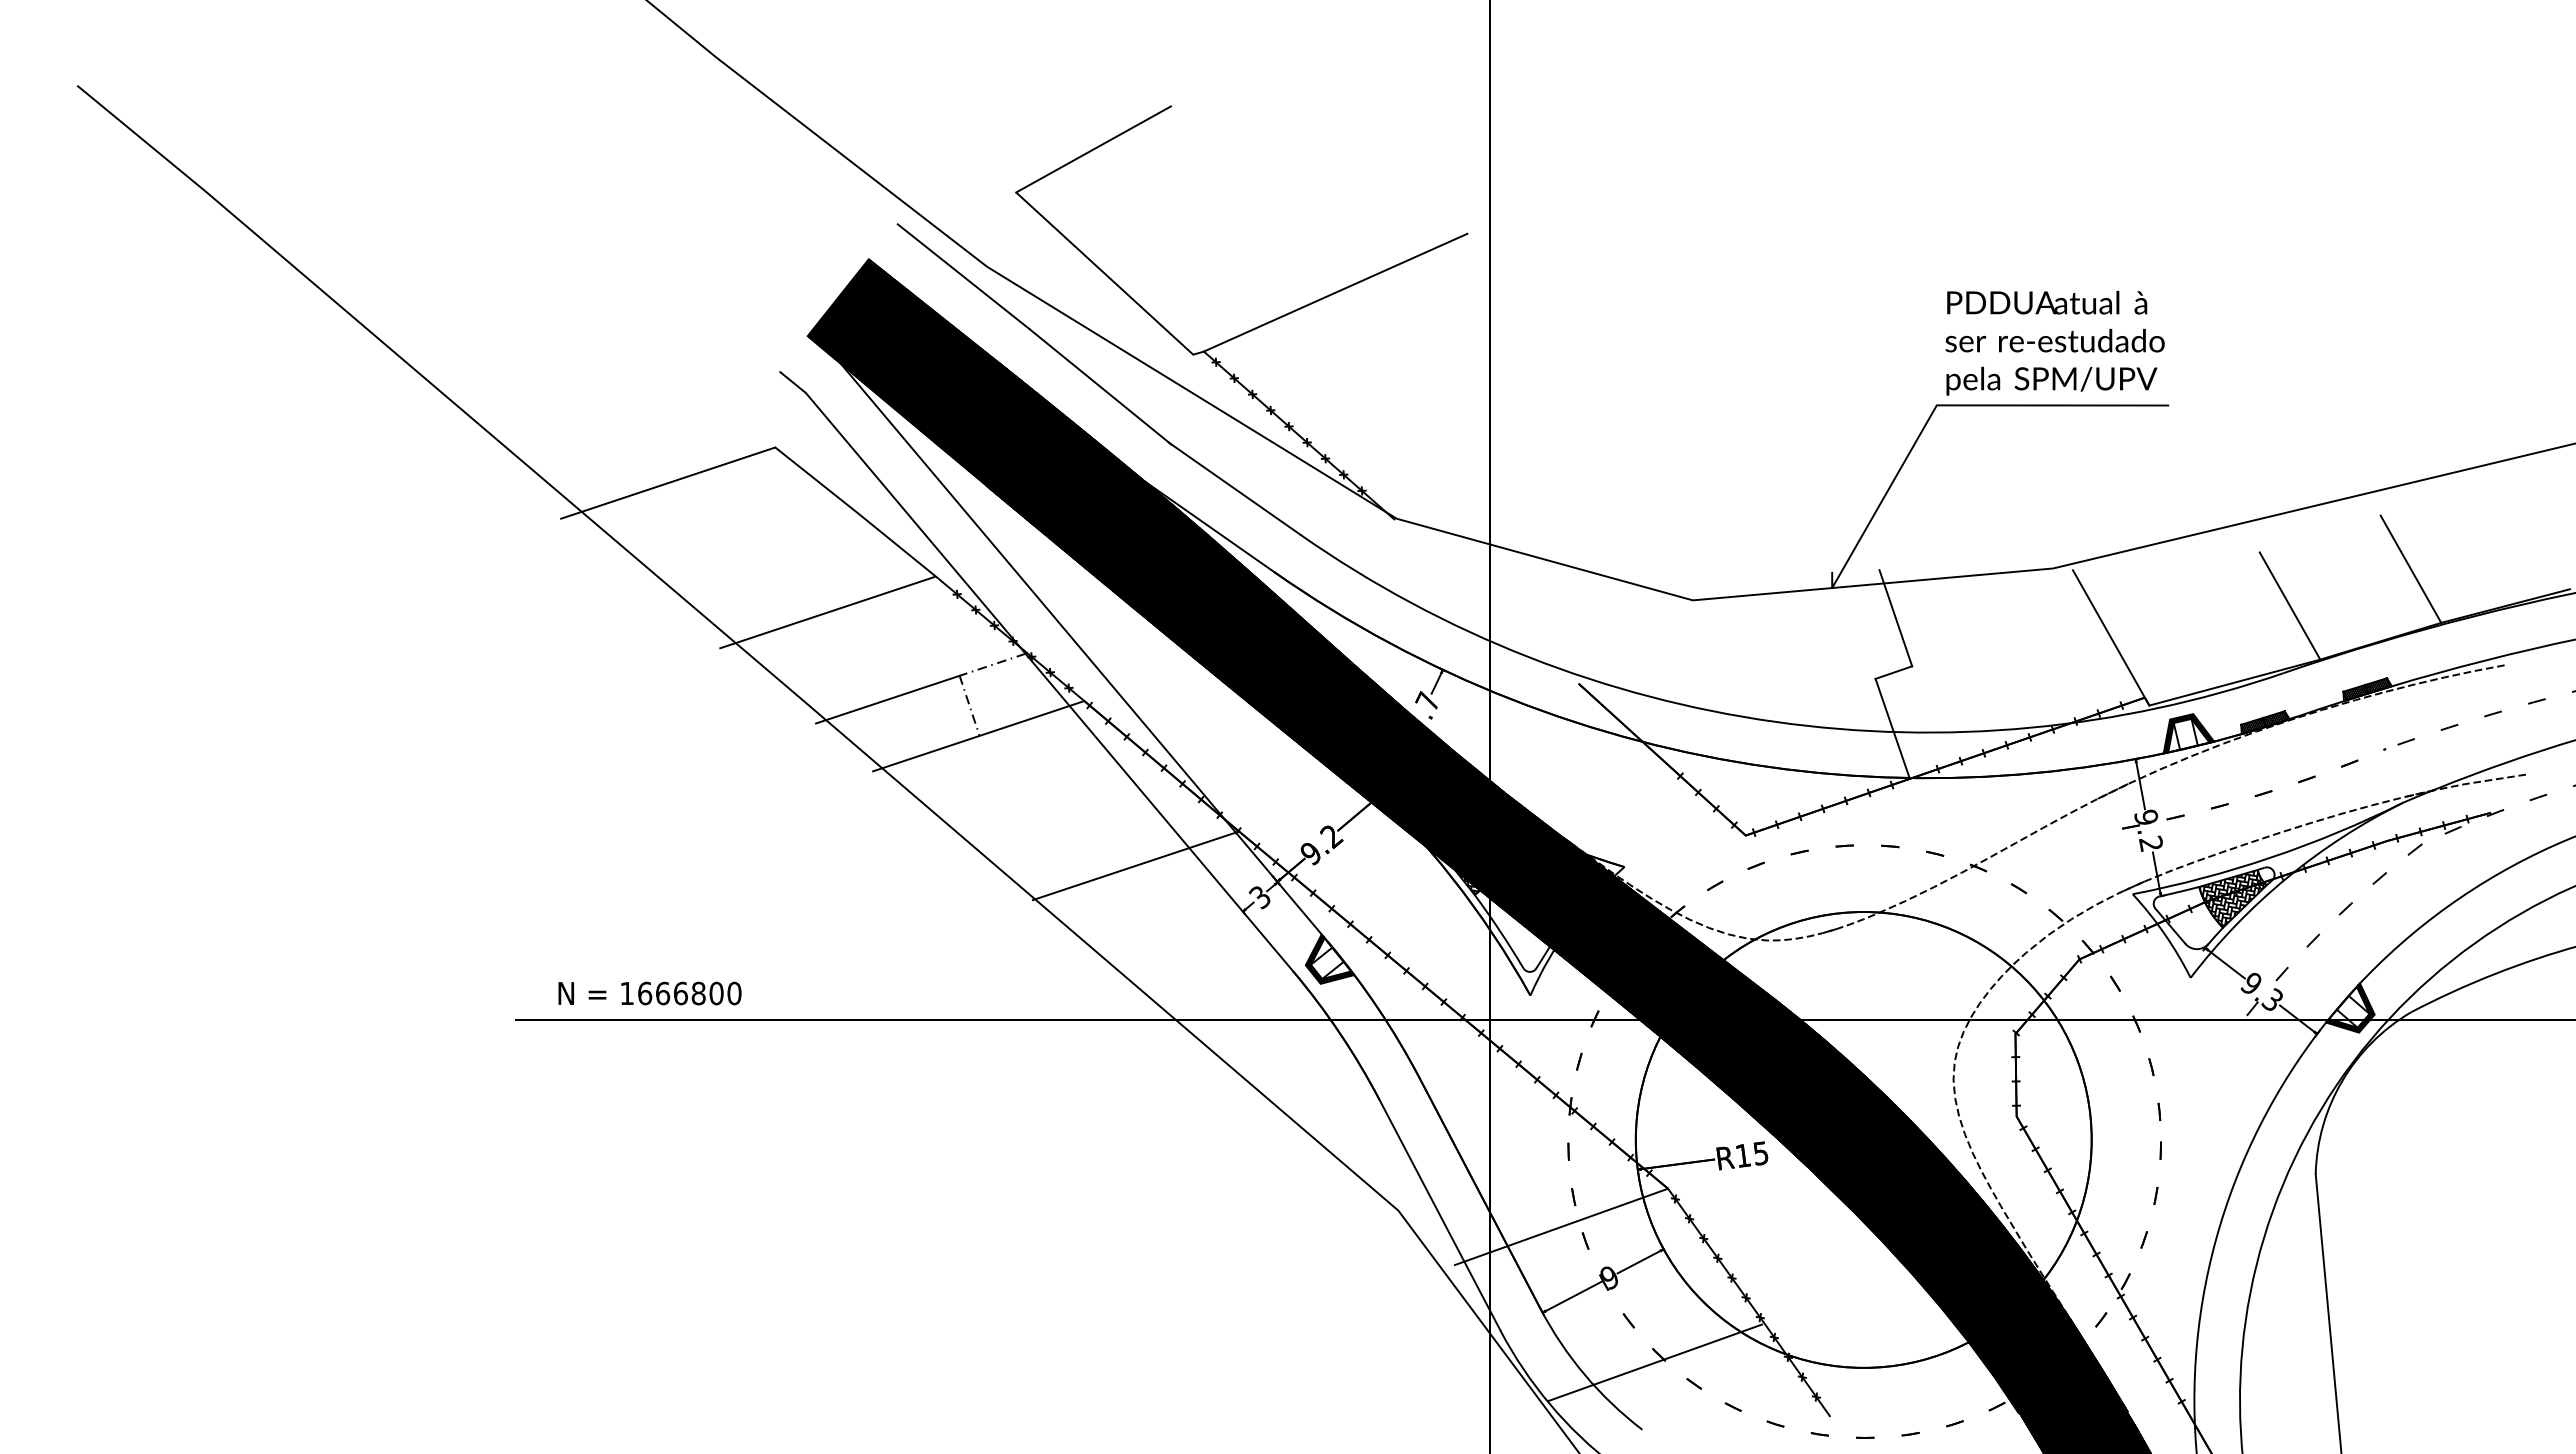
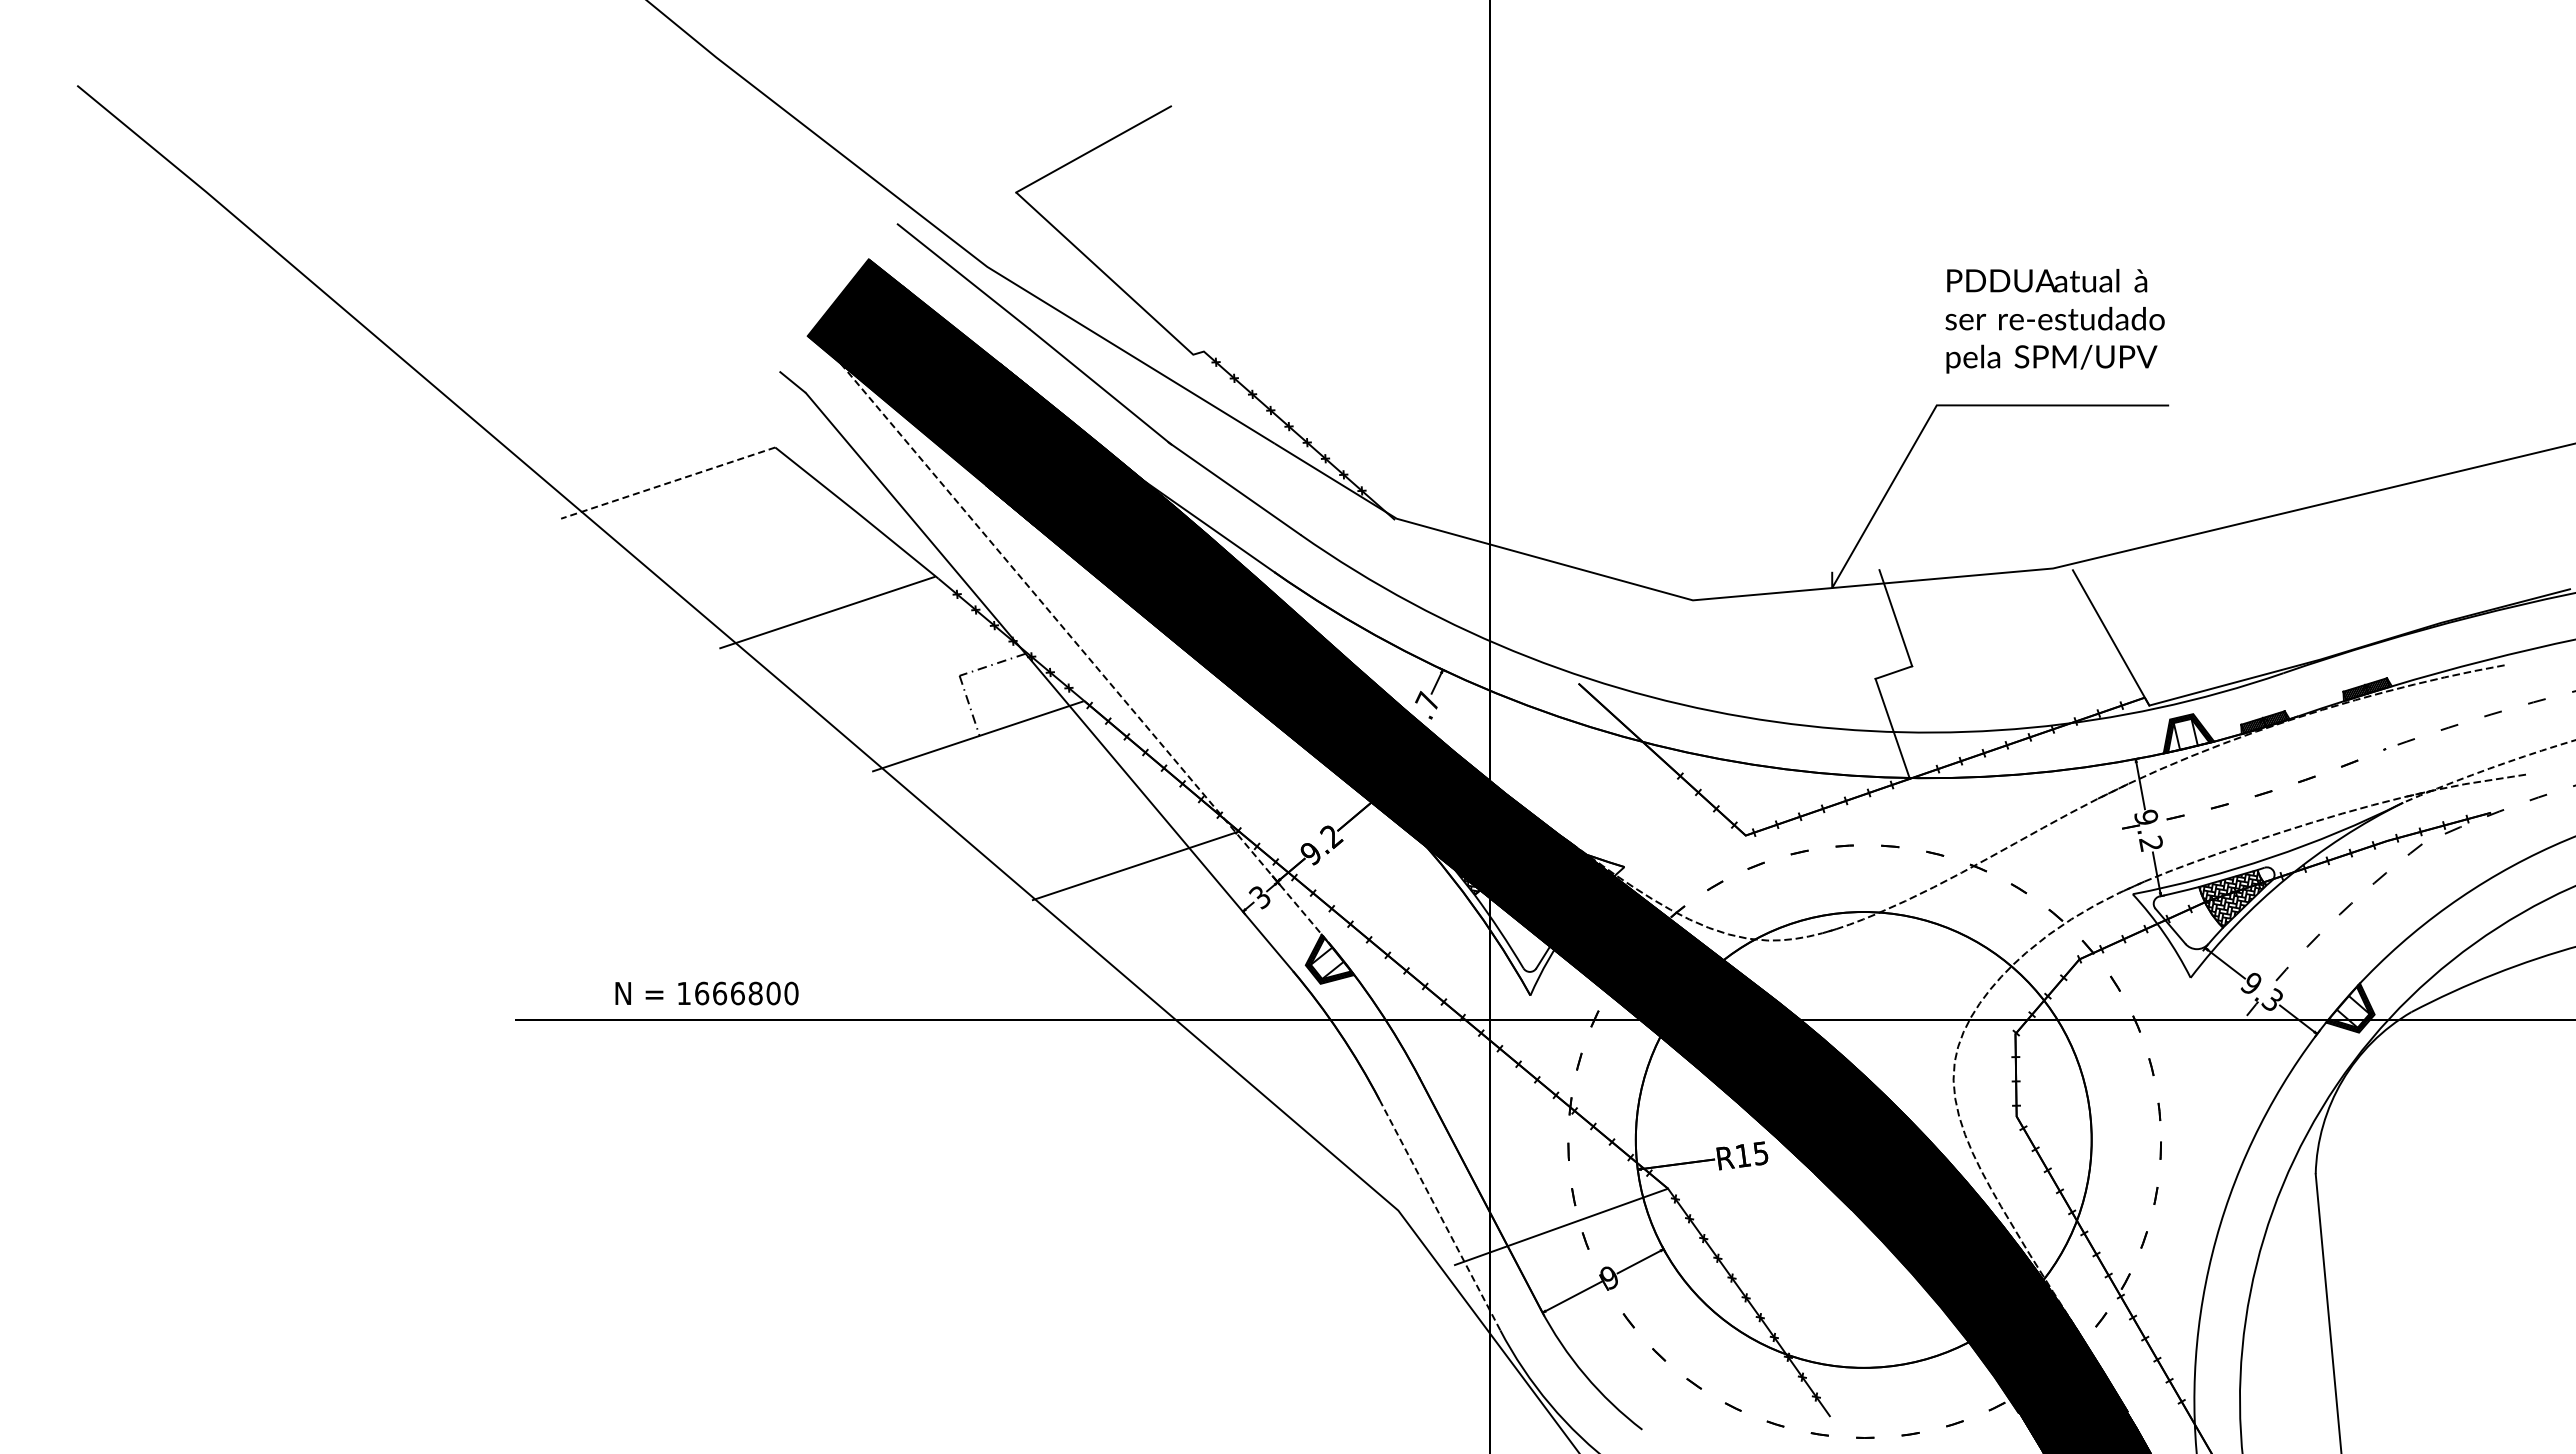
line: present -> none (1335, 292)
text position: (2054, 343) -> (2054, 321) (2054, 321)
line: solid -> dashed (668, 483)
line: present -> none (2410, 568)
line: present -> none (2289, 605)
line: solid -> dashed (1084, 653)
line: present -> none (887, 699)
arc: solid -> dashed (2487, 769)
text position: (649, 993) -> (706, 993) (706, 993)
line: solid -> dashed (1440, 1215)
line: present -> none (1655, 1362)
